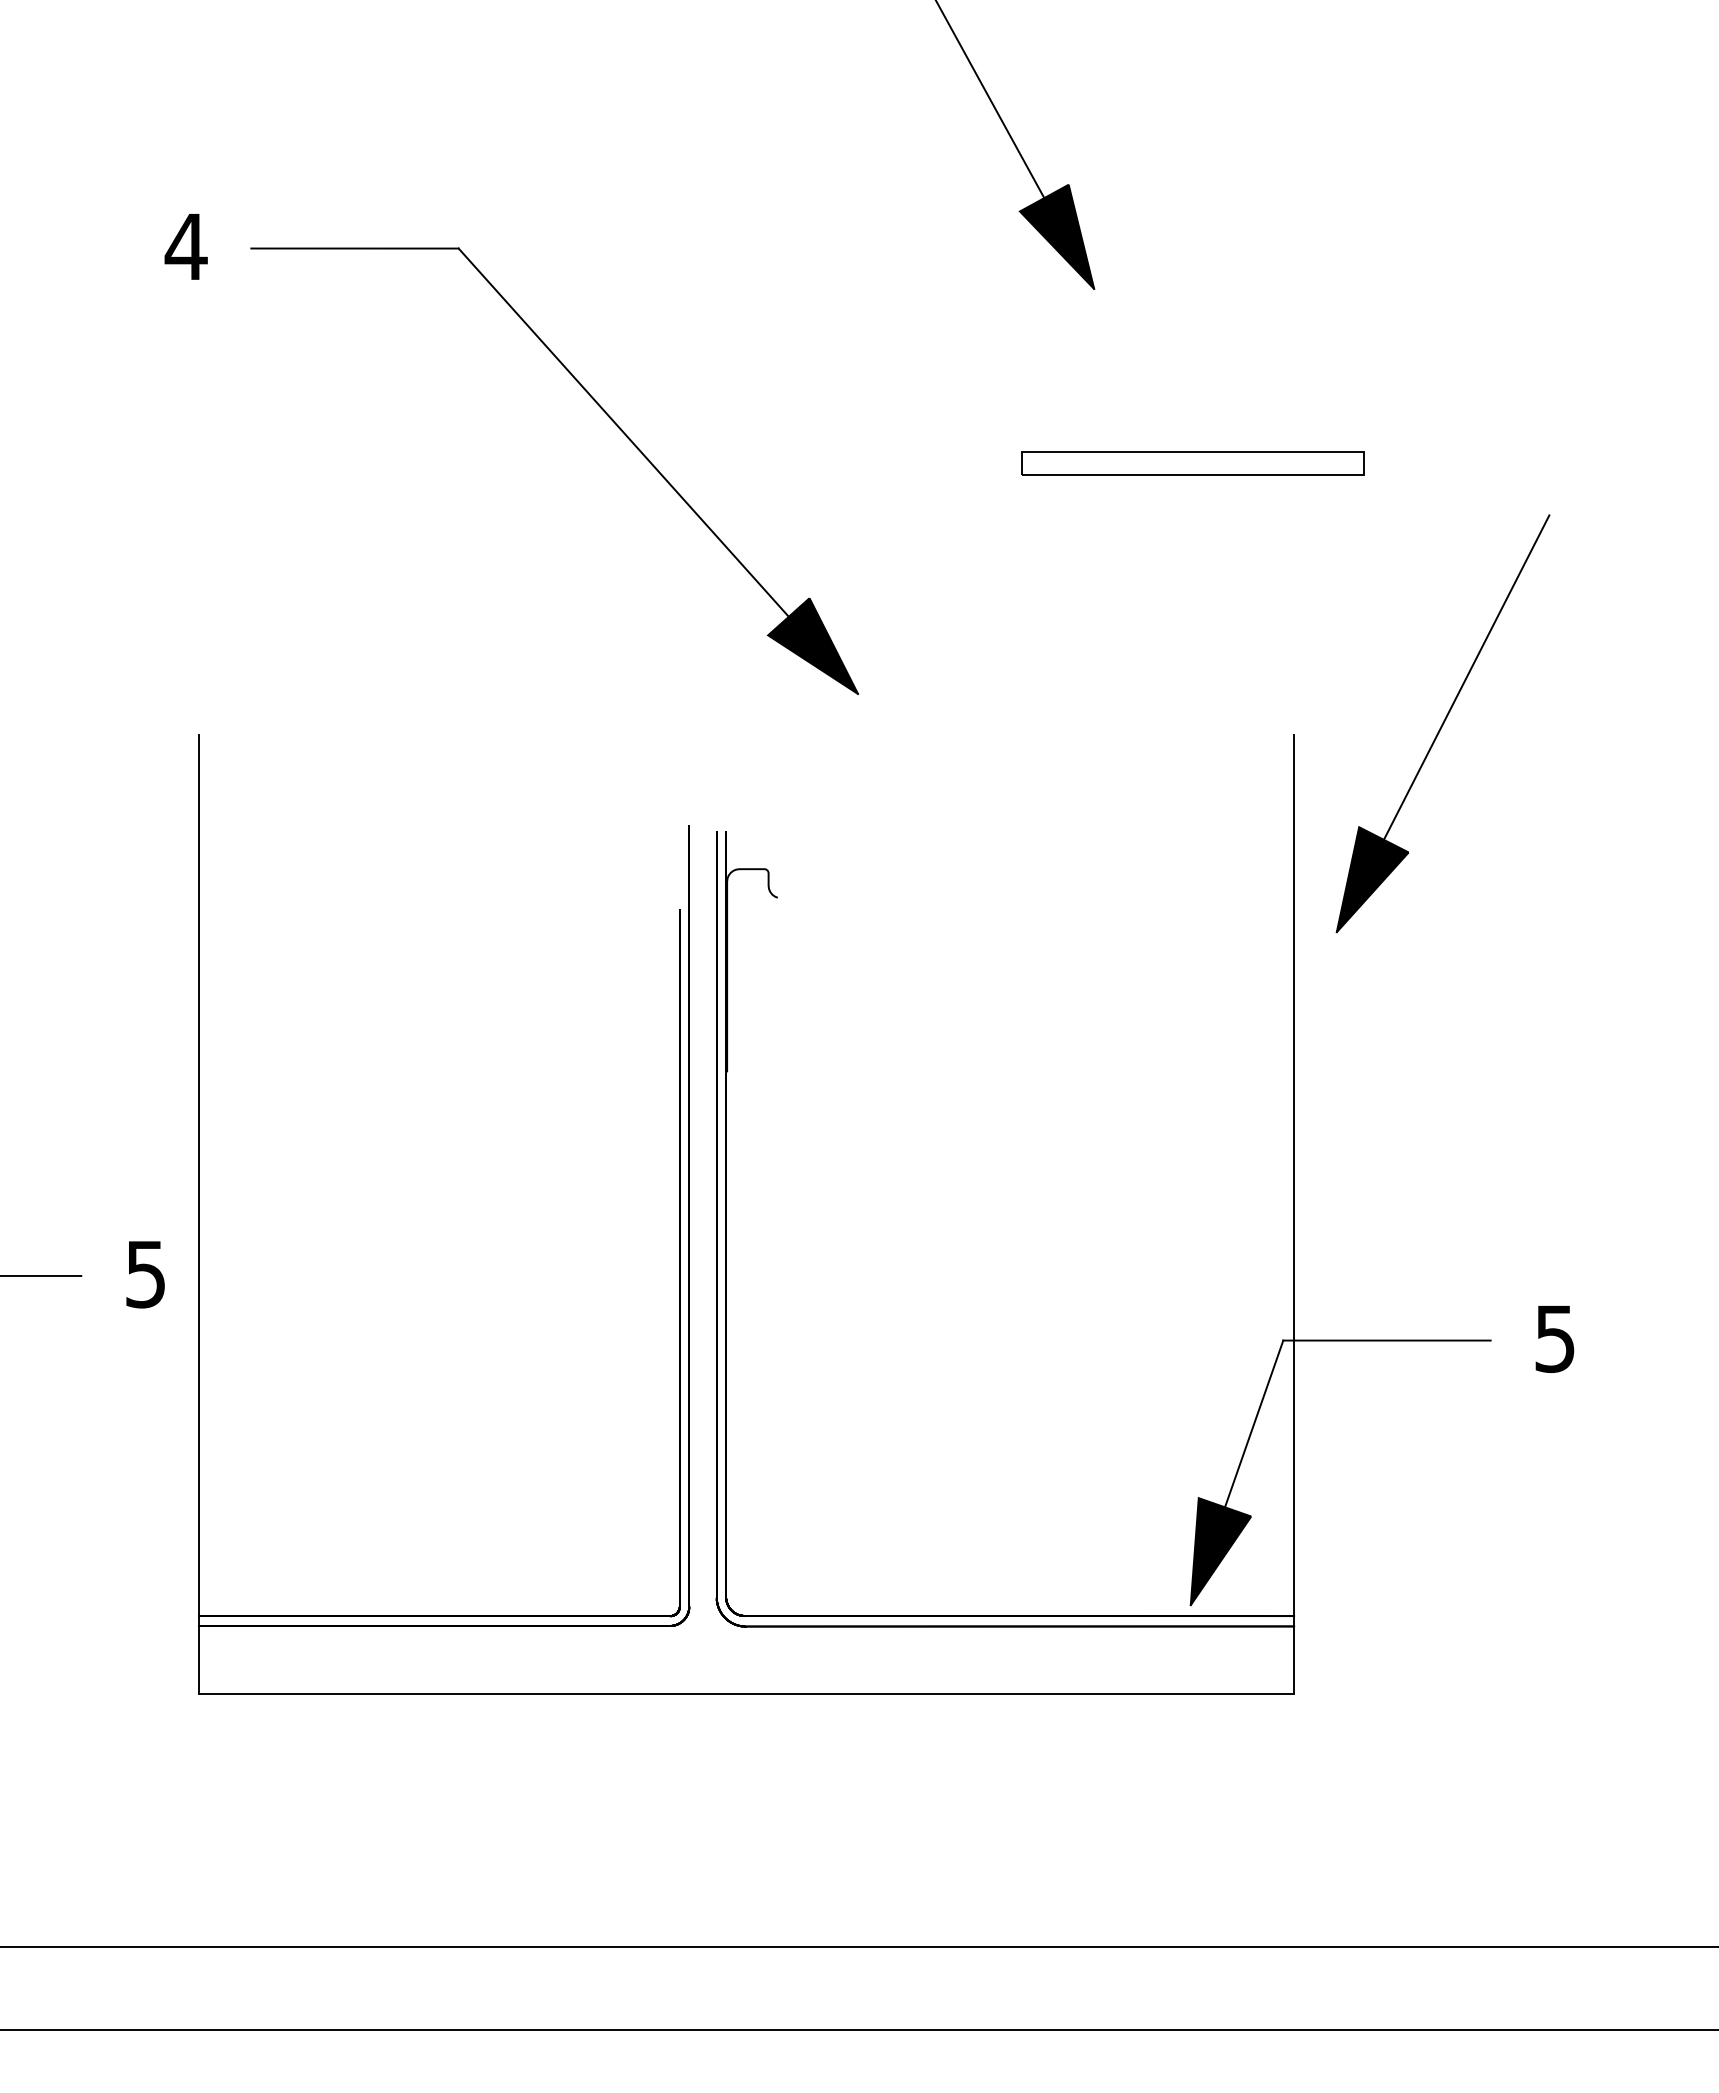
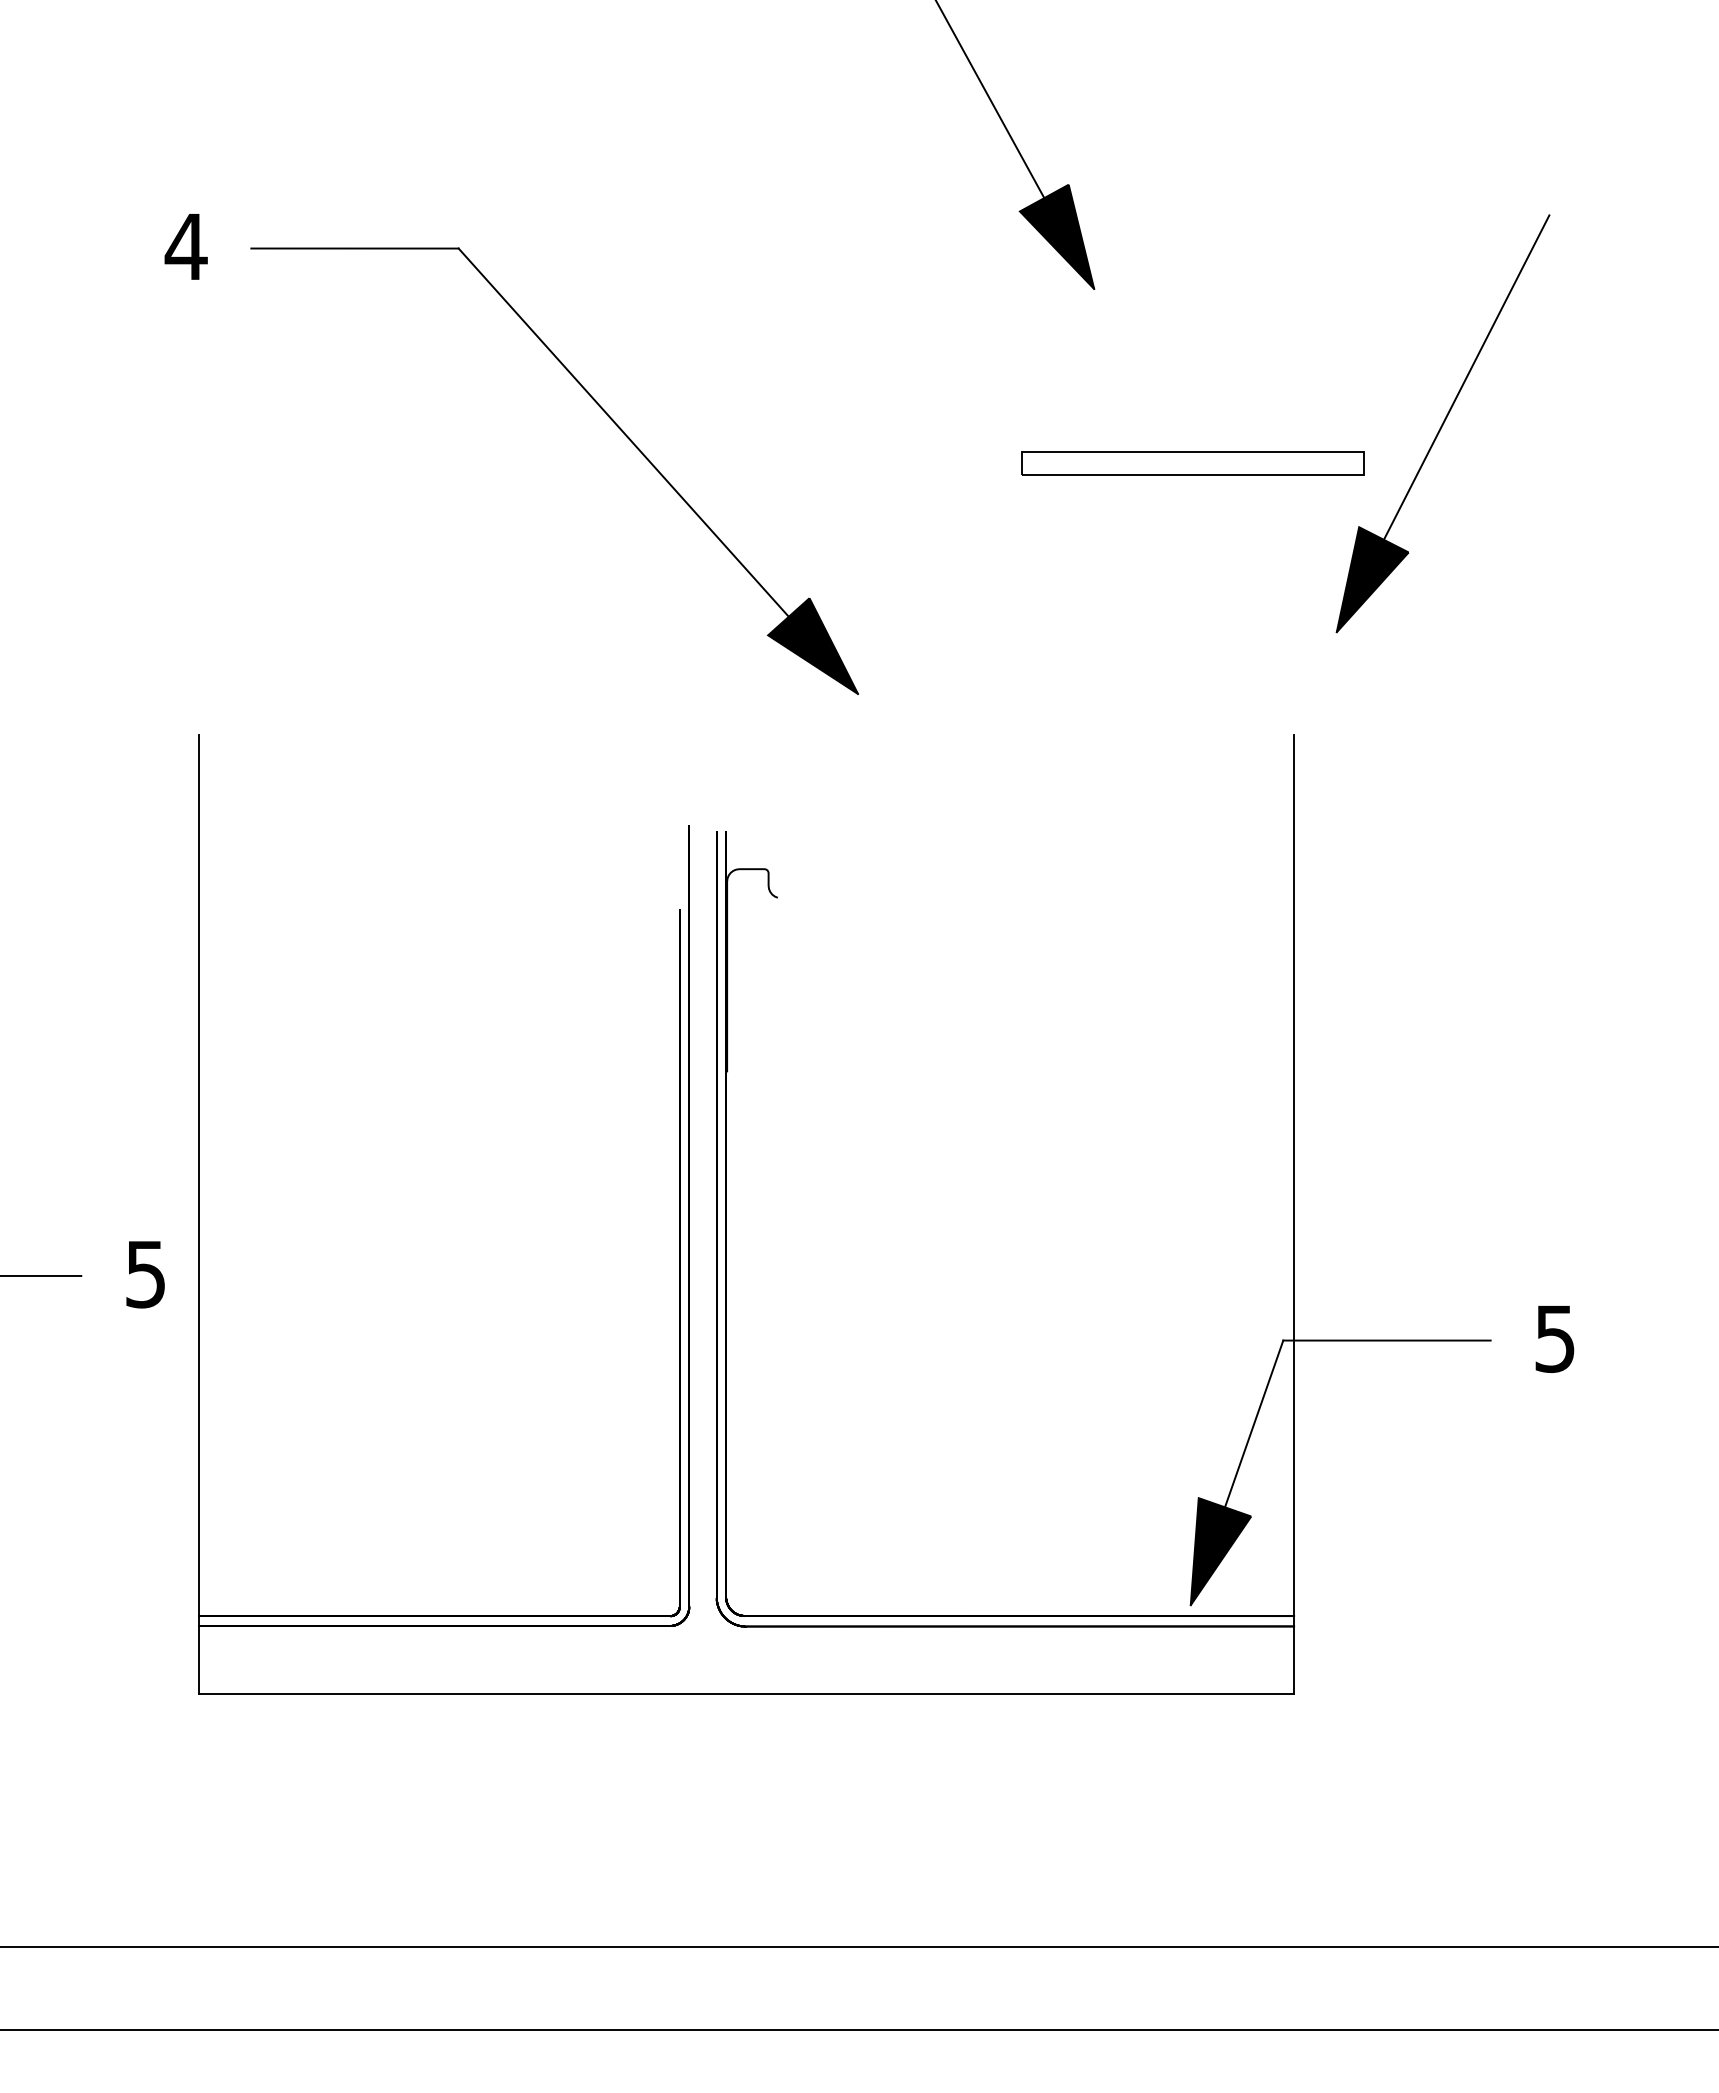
part position: (1442, 723) -> (1442, 423) (1442, 423)
